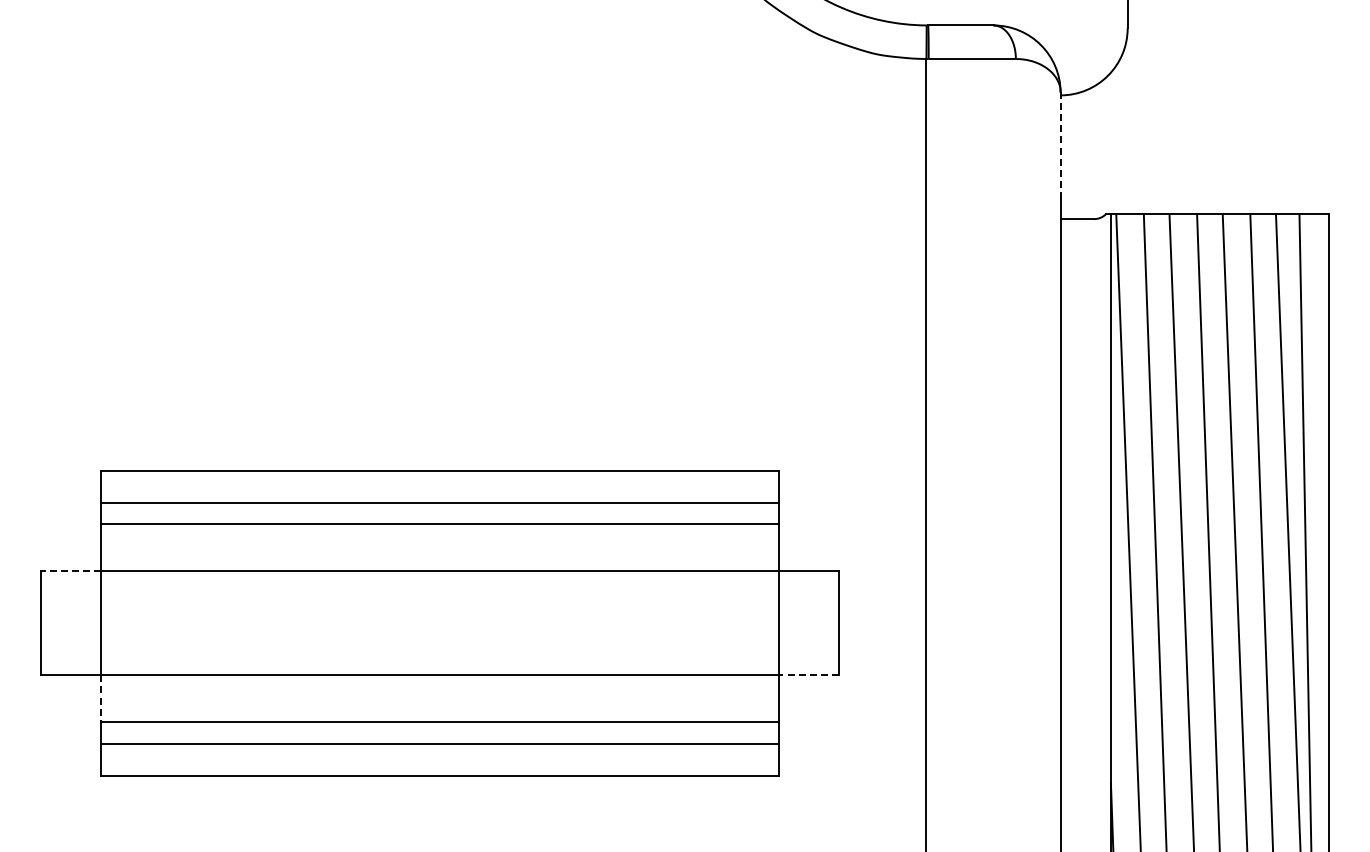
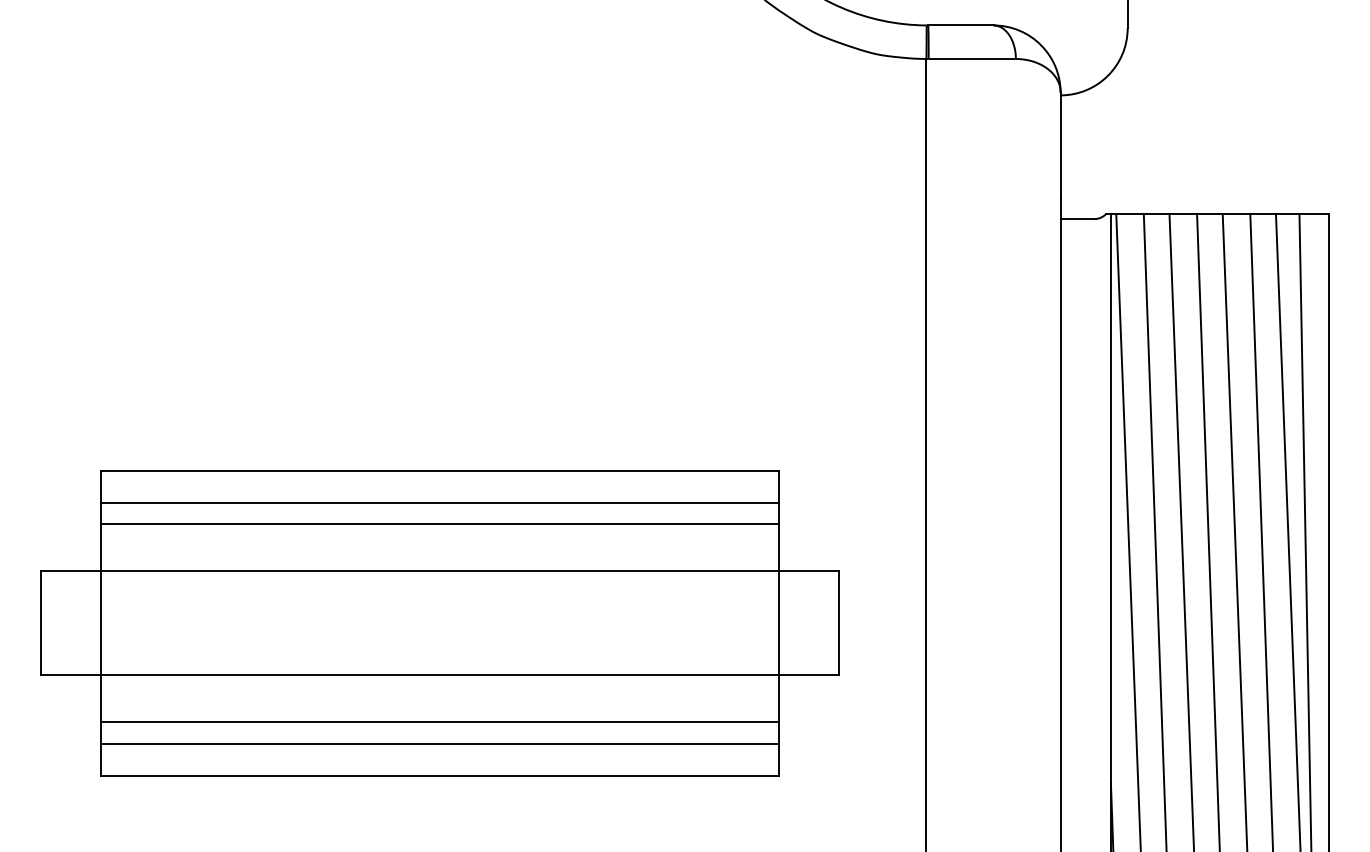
line: dashed -> solid (1060, 146)
line: dashed -> solid (70, 571)
line: dashed -> solid (808, 675)
line: dashed -> solid (101, 699)
